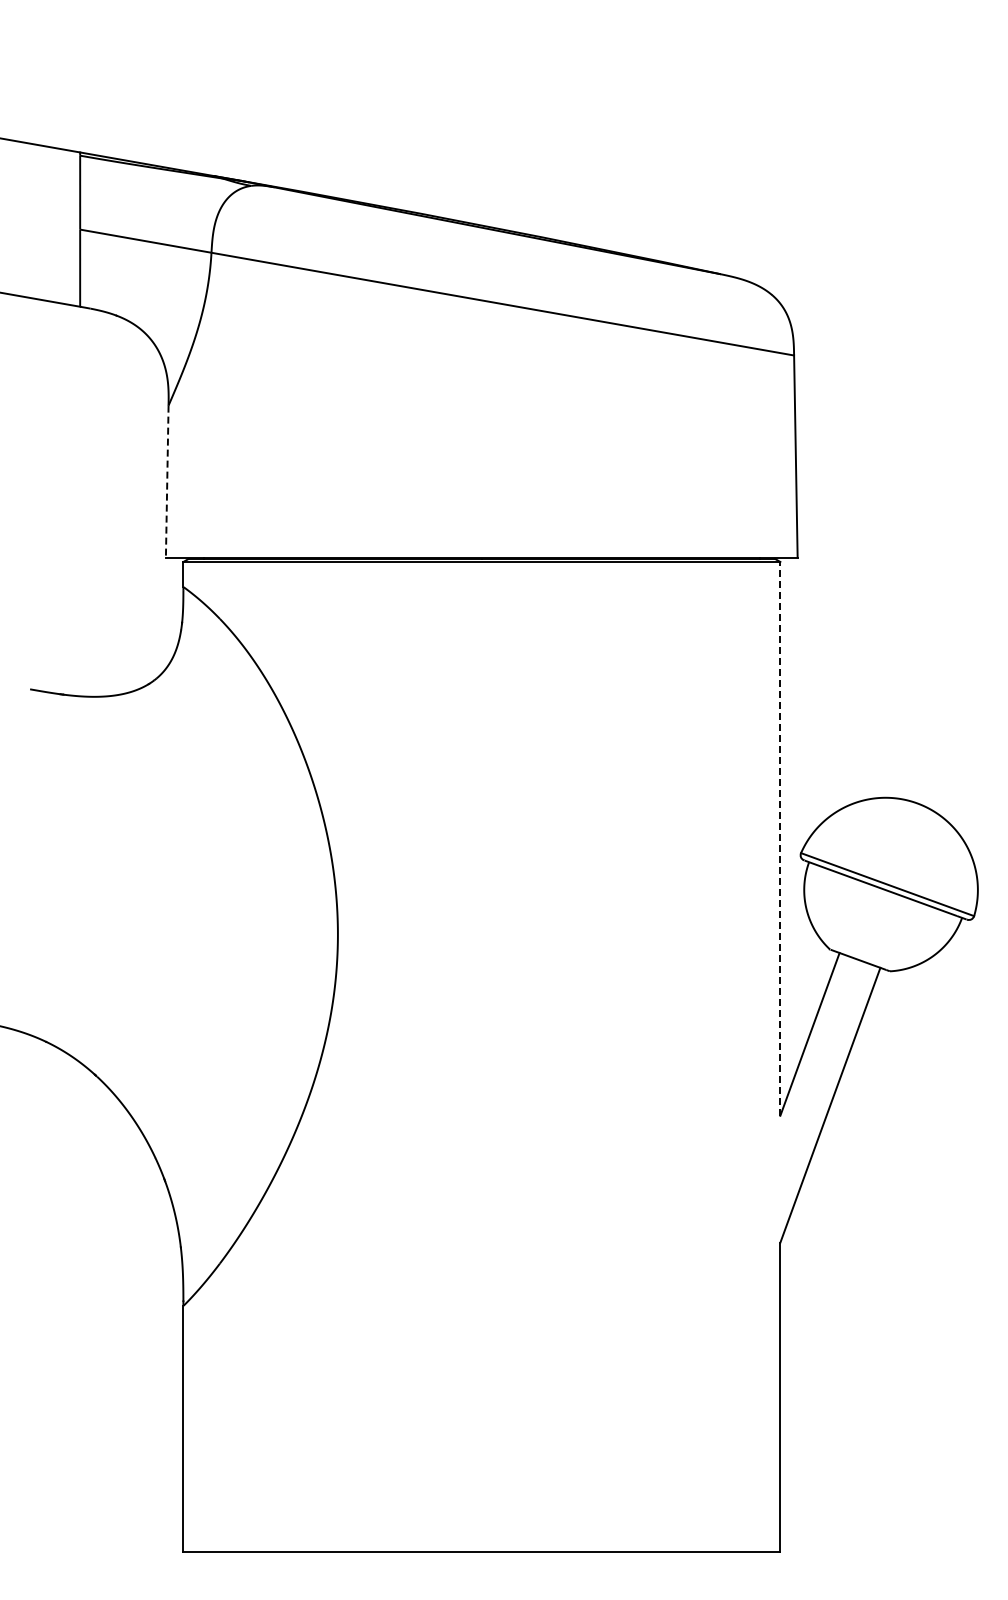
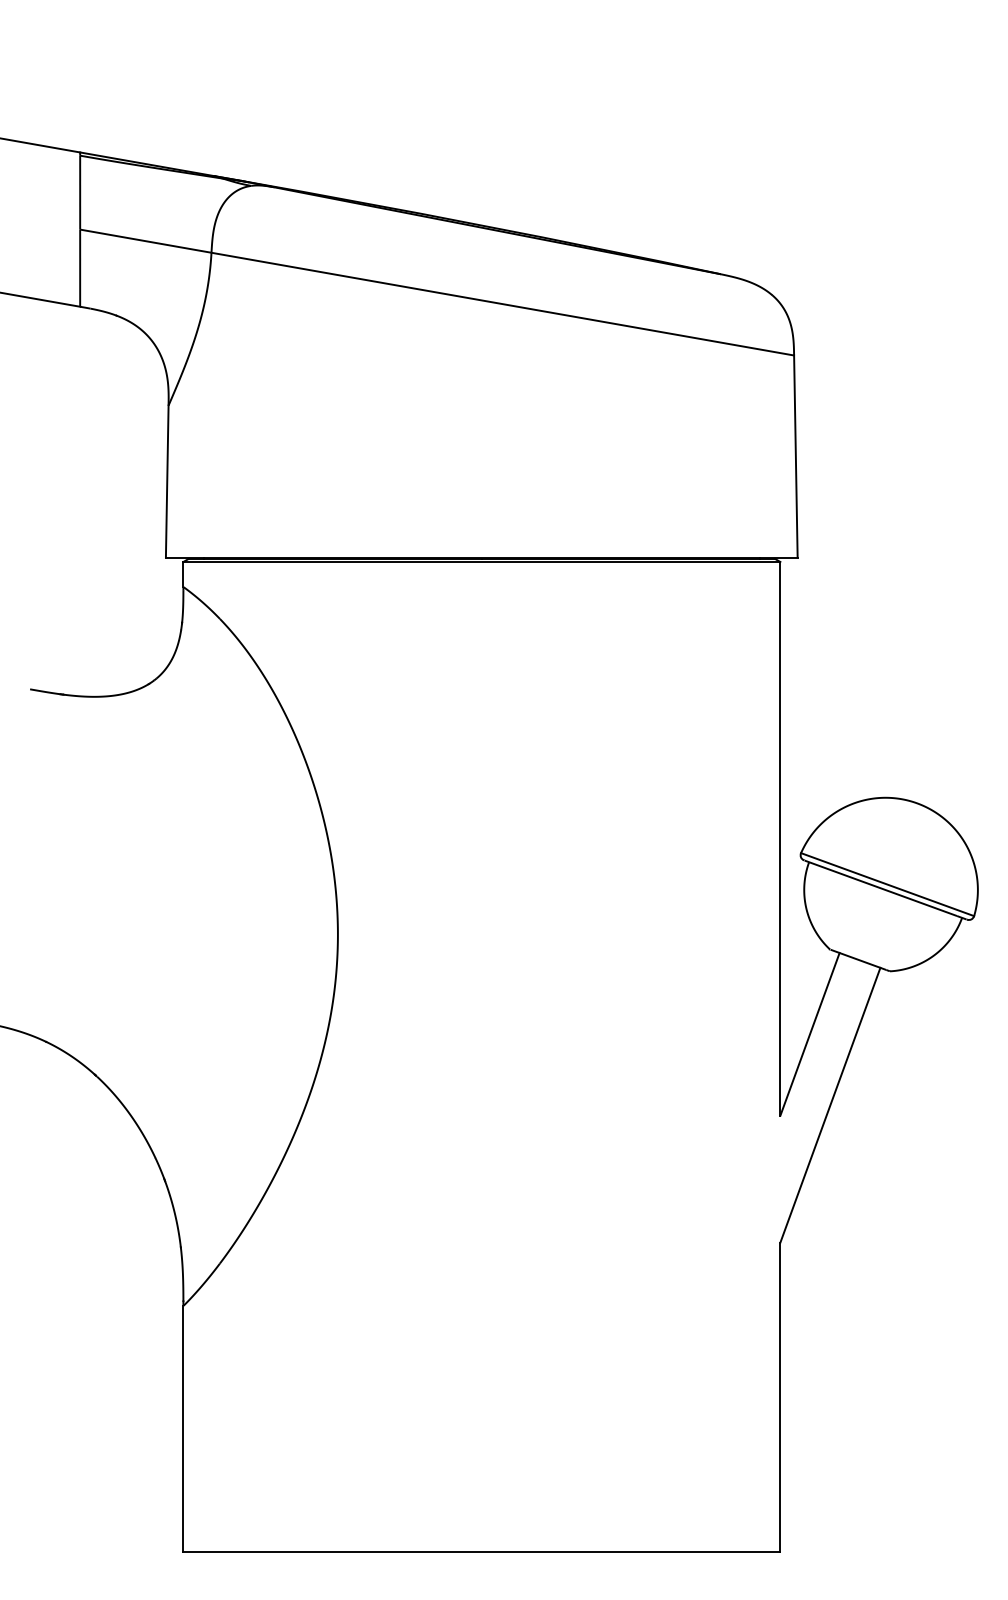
line: dashed -> solid (167, 481)
line: dashed -> solid (780, 838)
